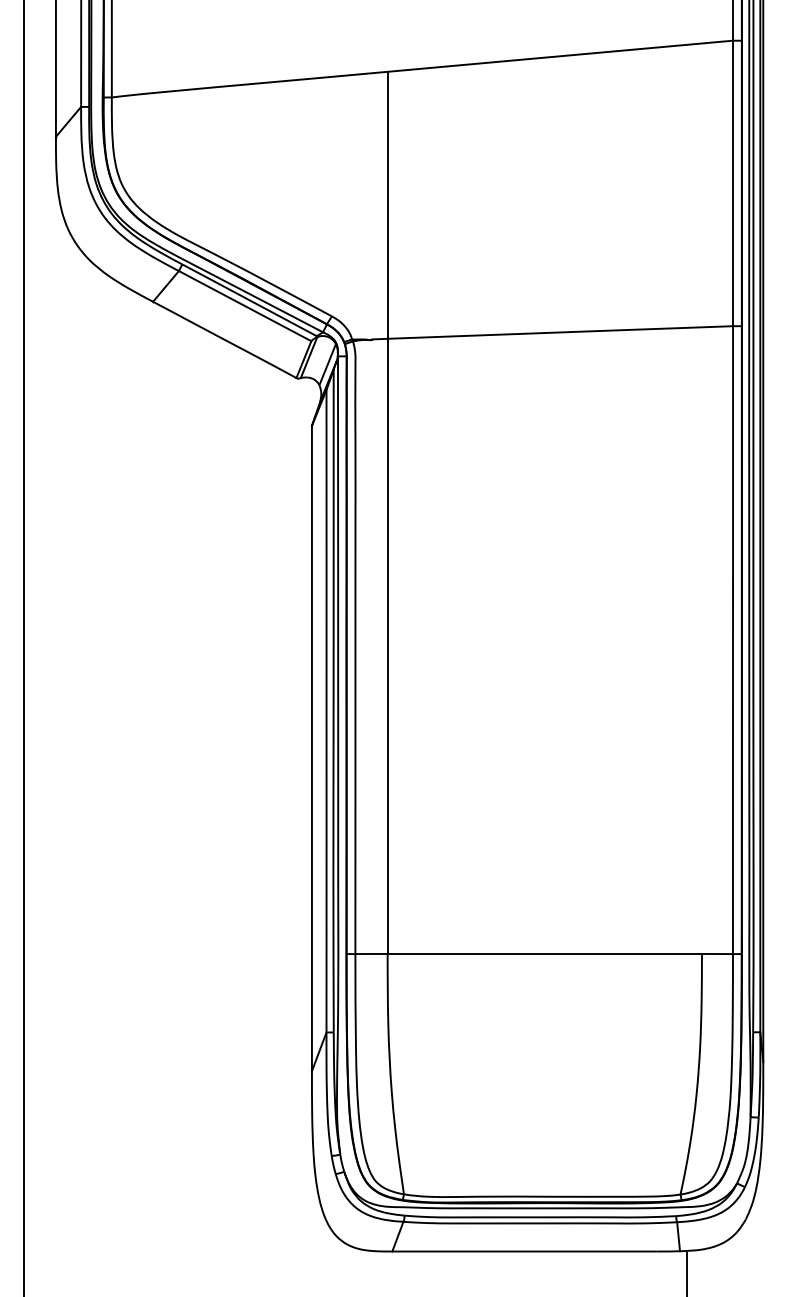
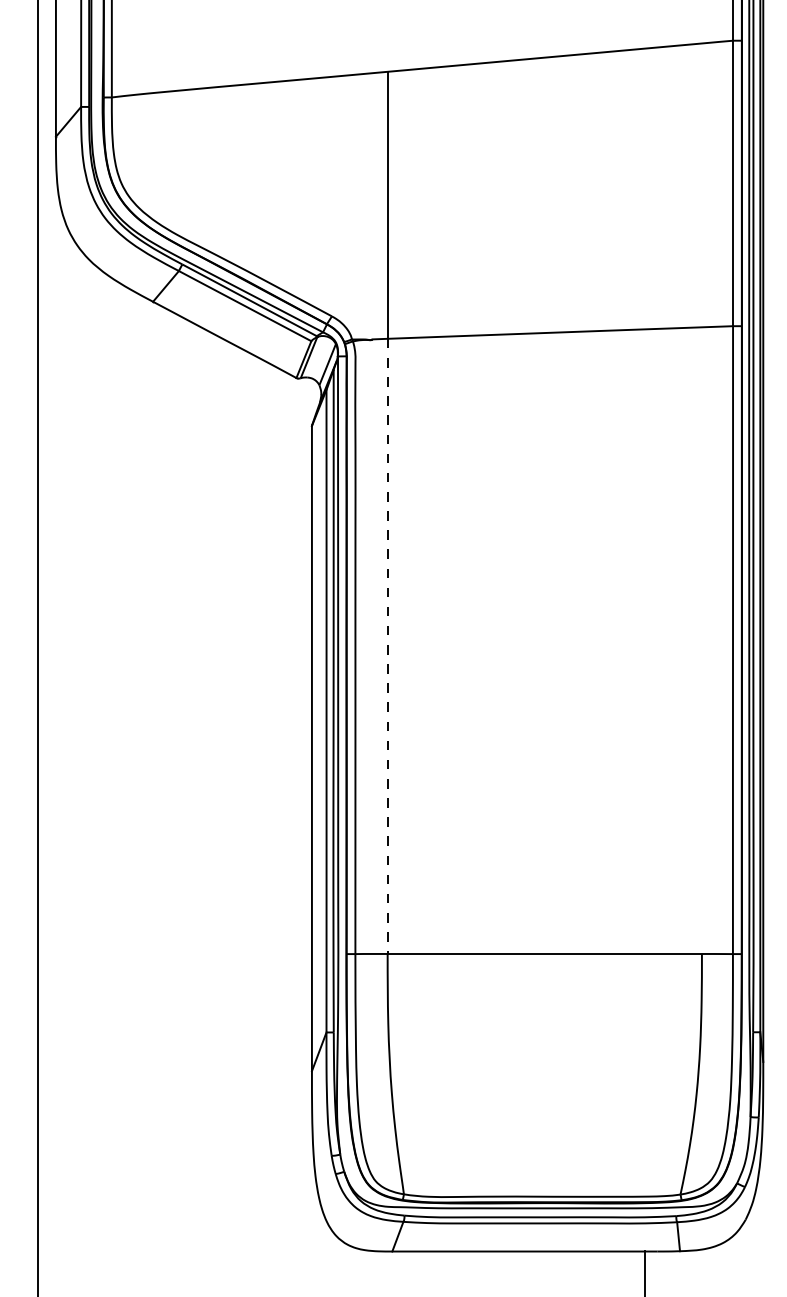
line: solid -> dashed (387, 646)
line position: (23, 647) -> (37, 647) (37, 647)
line position: (687, 1271) -> (645, 1271) (645, 1271)
